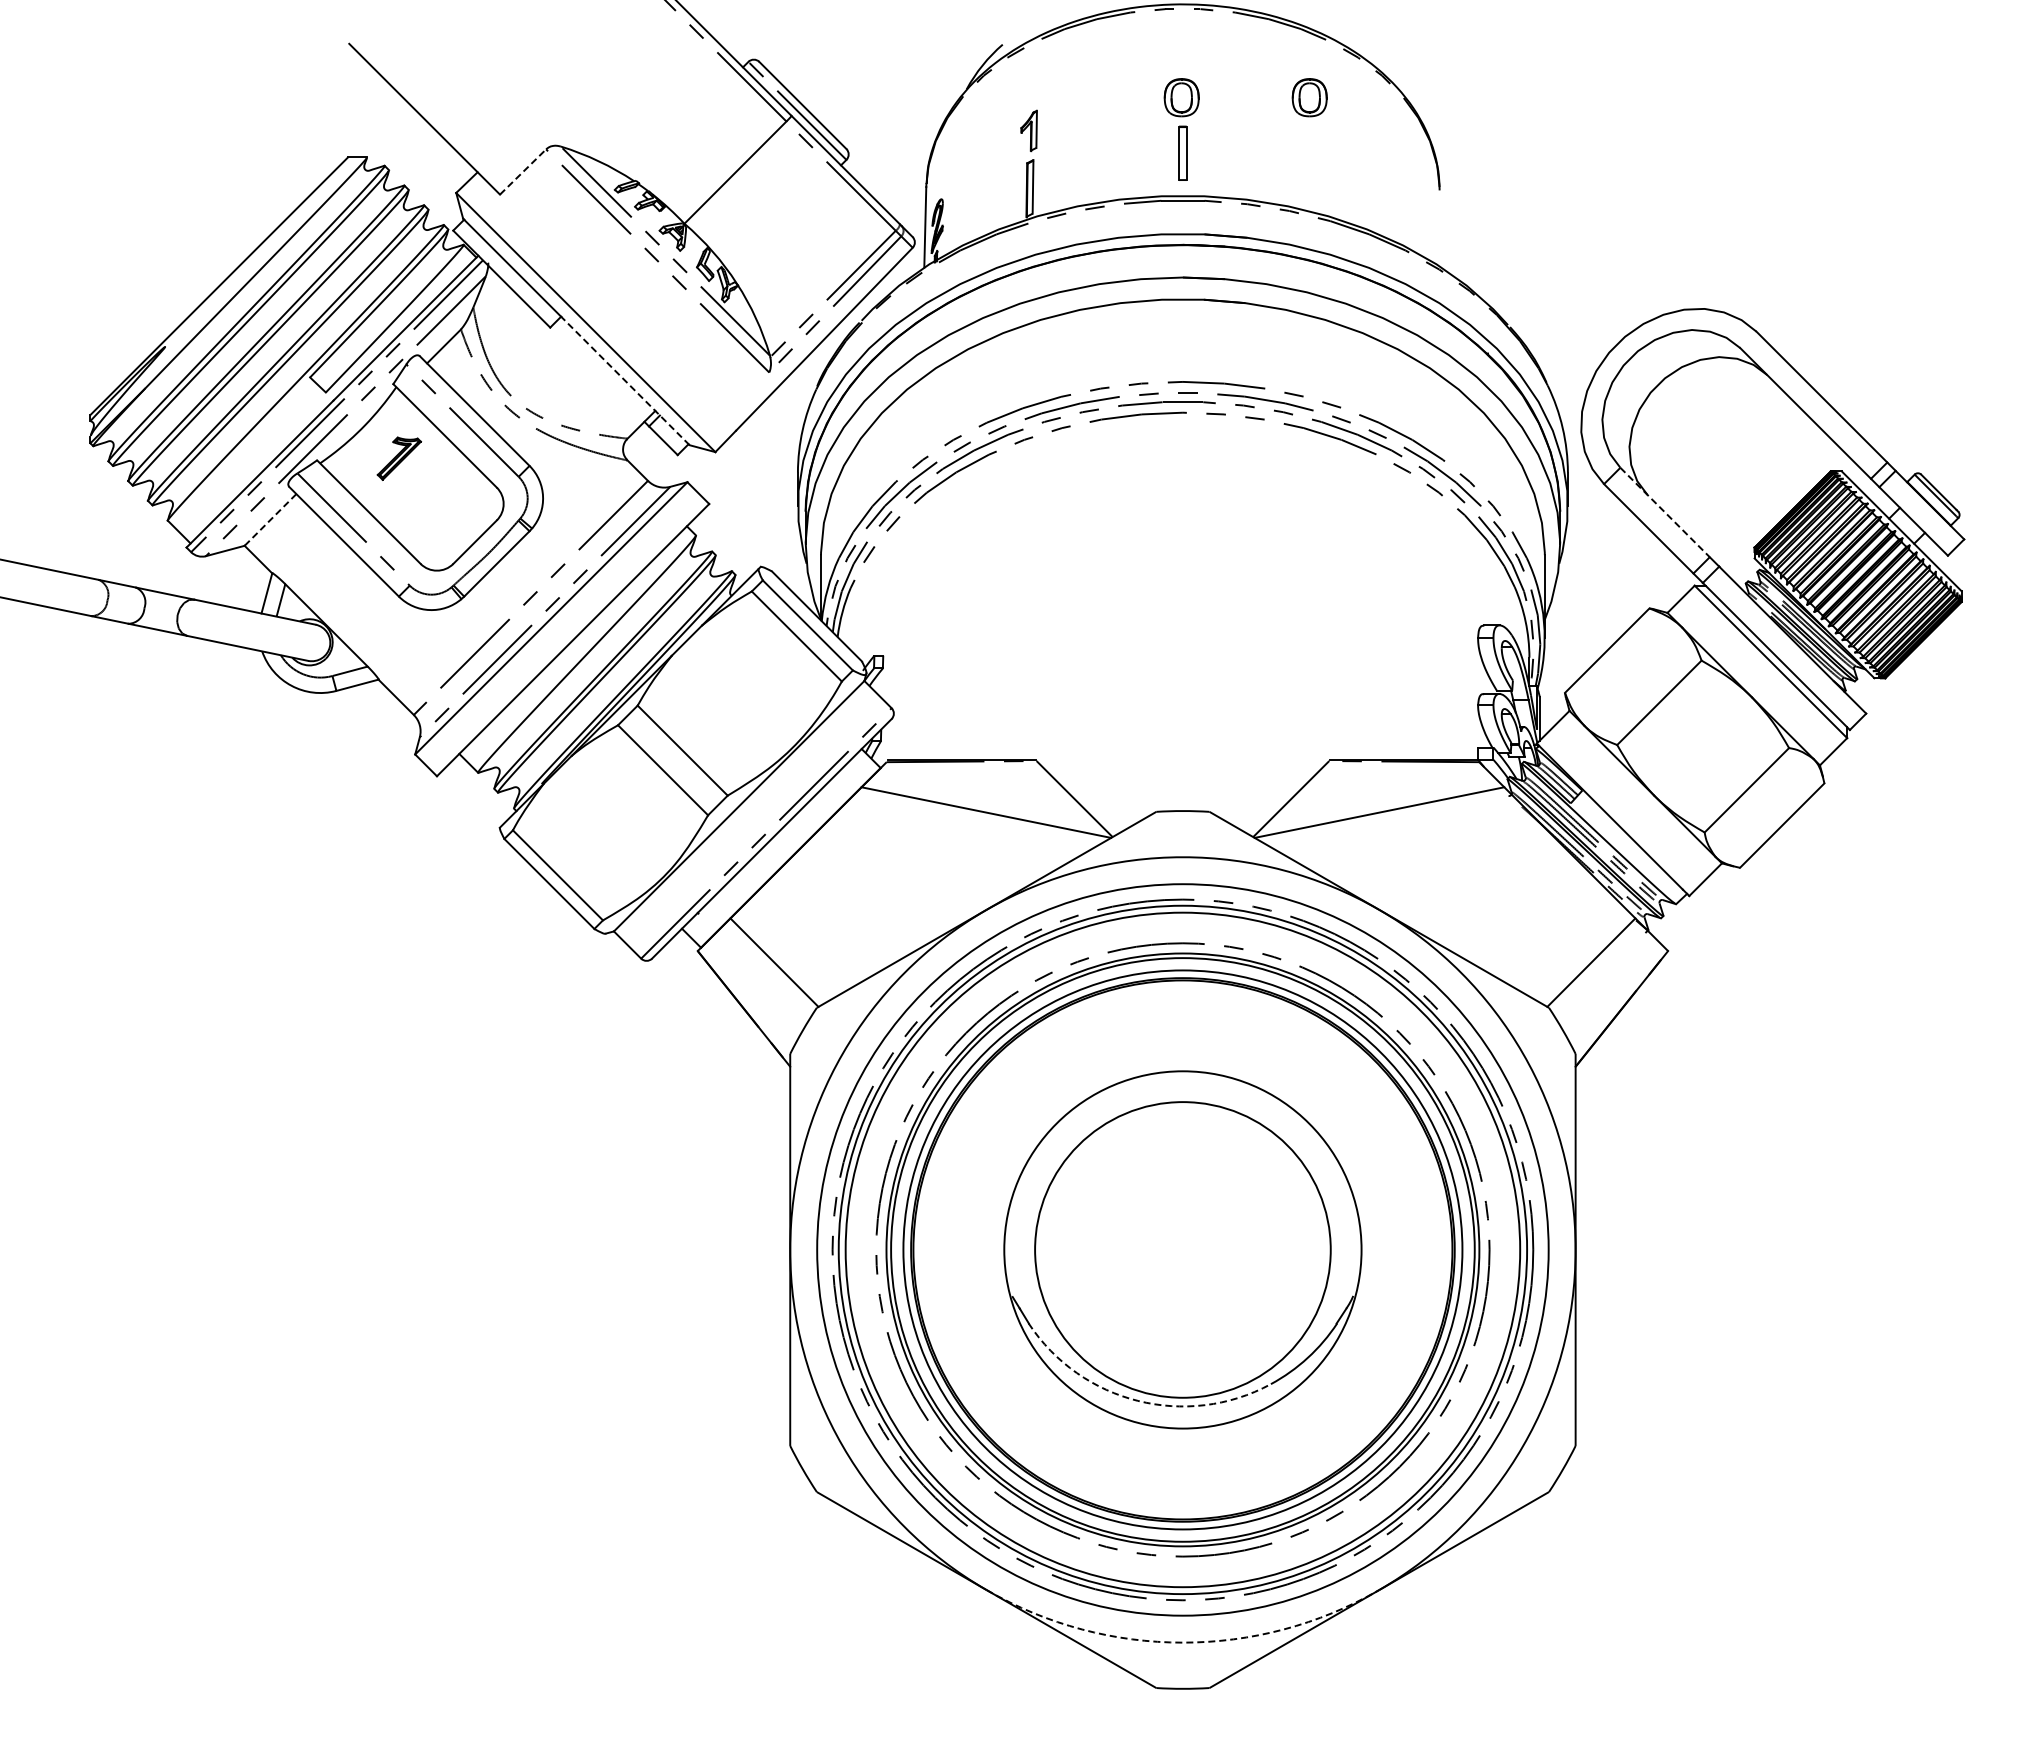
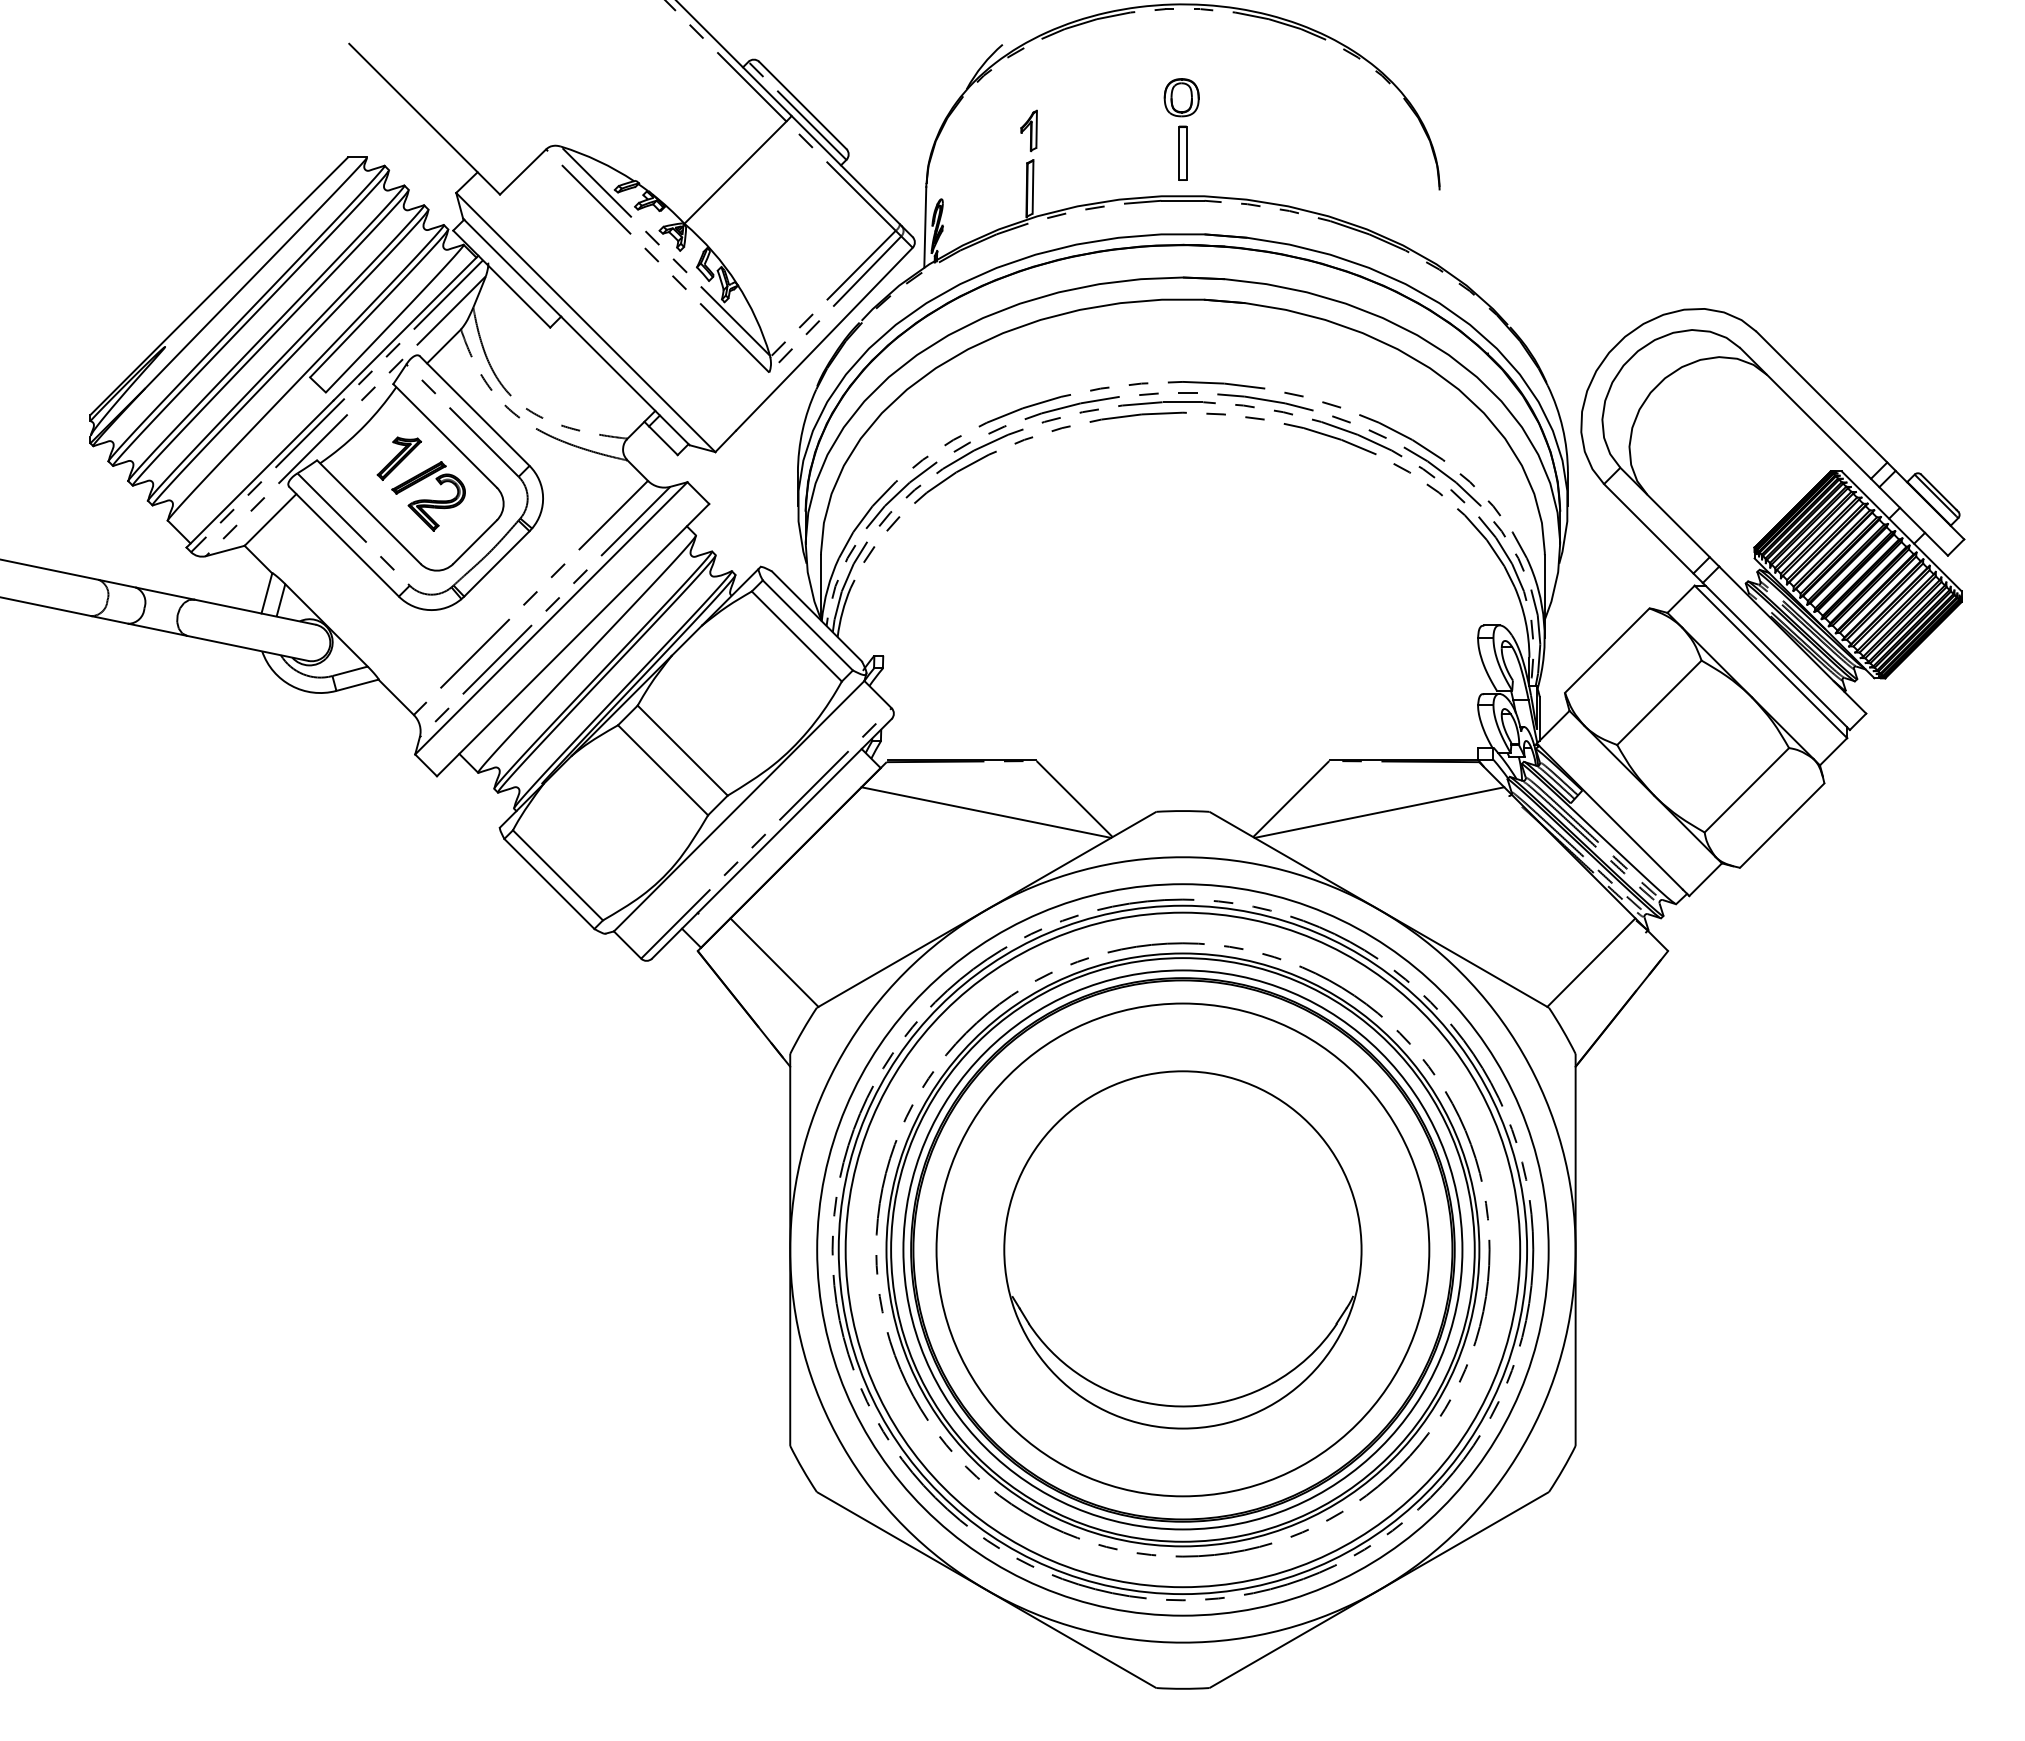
part: present -> none (1309, 97)
line: dashed -> solid (523, 171)
line: dashed -> solid (625, 380)
part: none -> present (428, 496)
line: dashed -> solid (1665, 512)
line: dashed -> solid (270, 519)
circle diameter: 296 px -> 493 px (1182, 1249)
arc: dashed -> solid (1137, 1400)
arc: dashed -> solid (1182, 1642)
